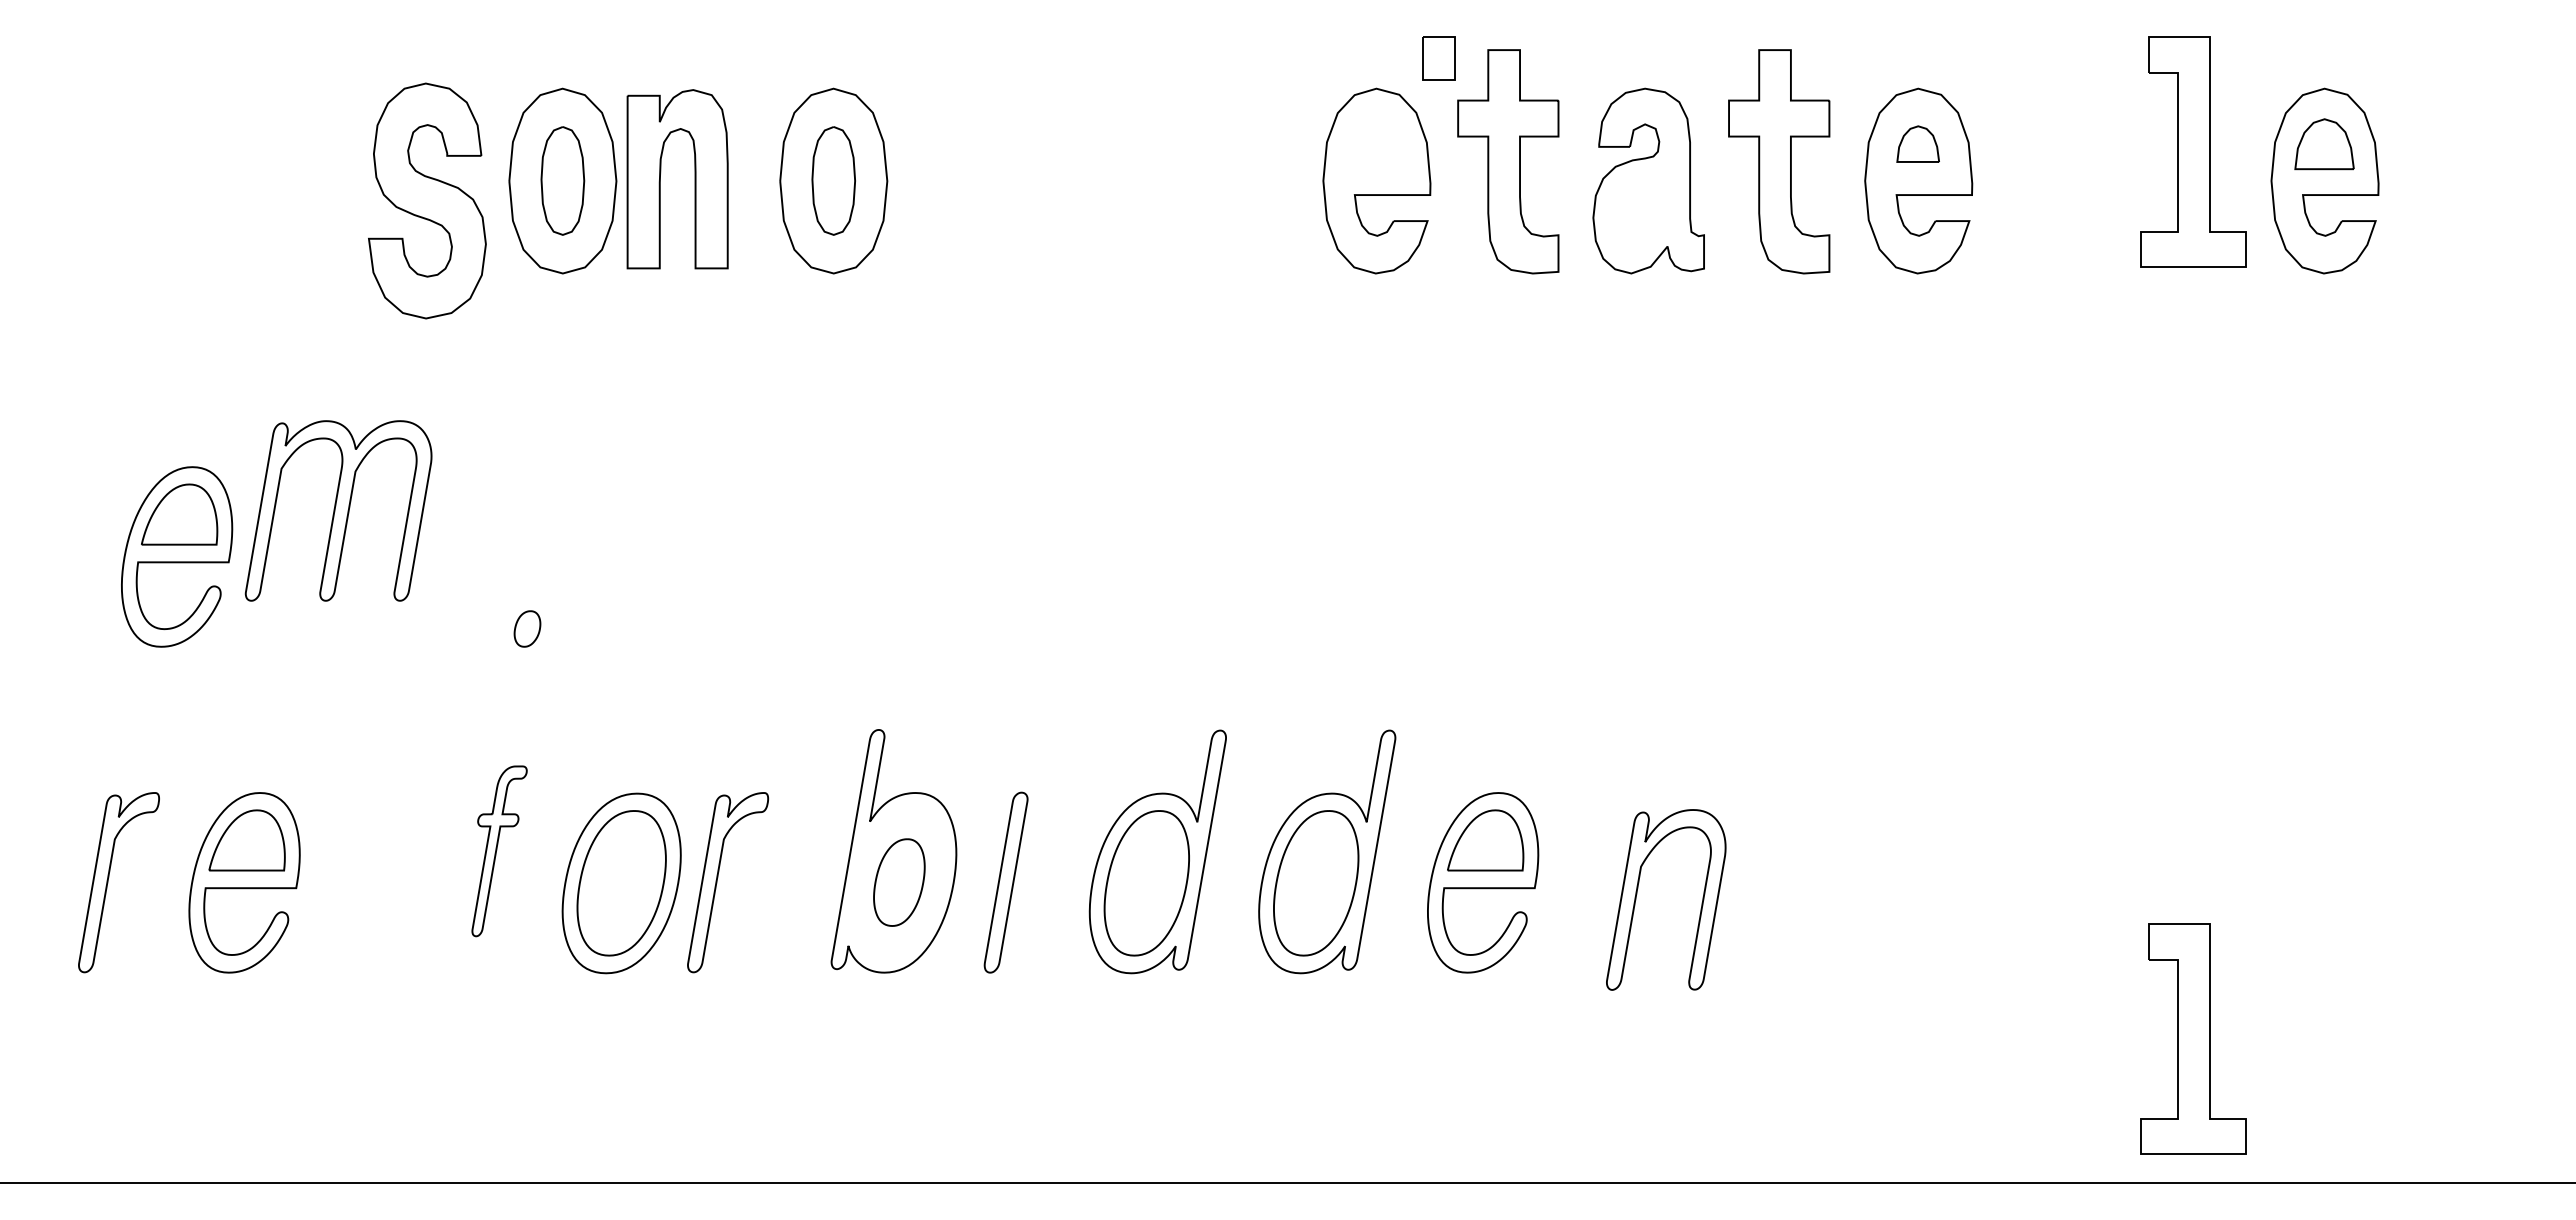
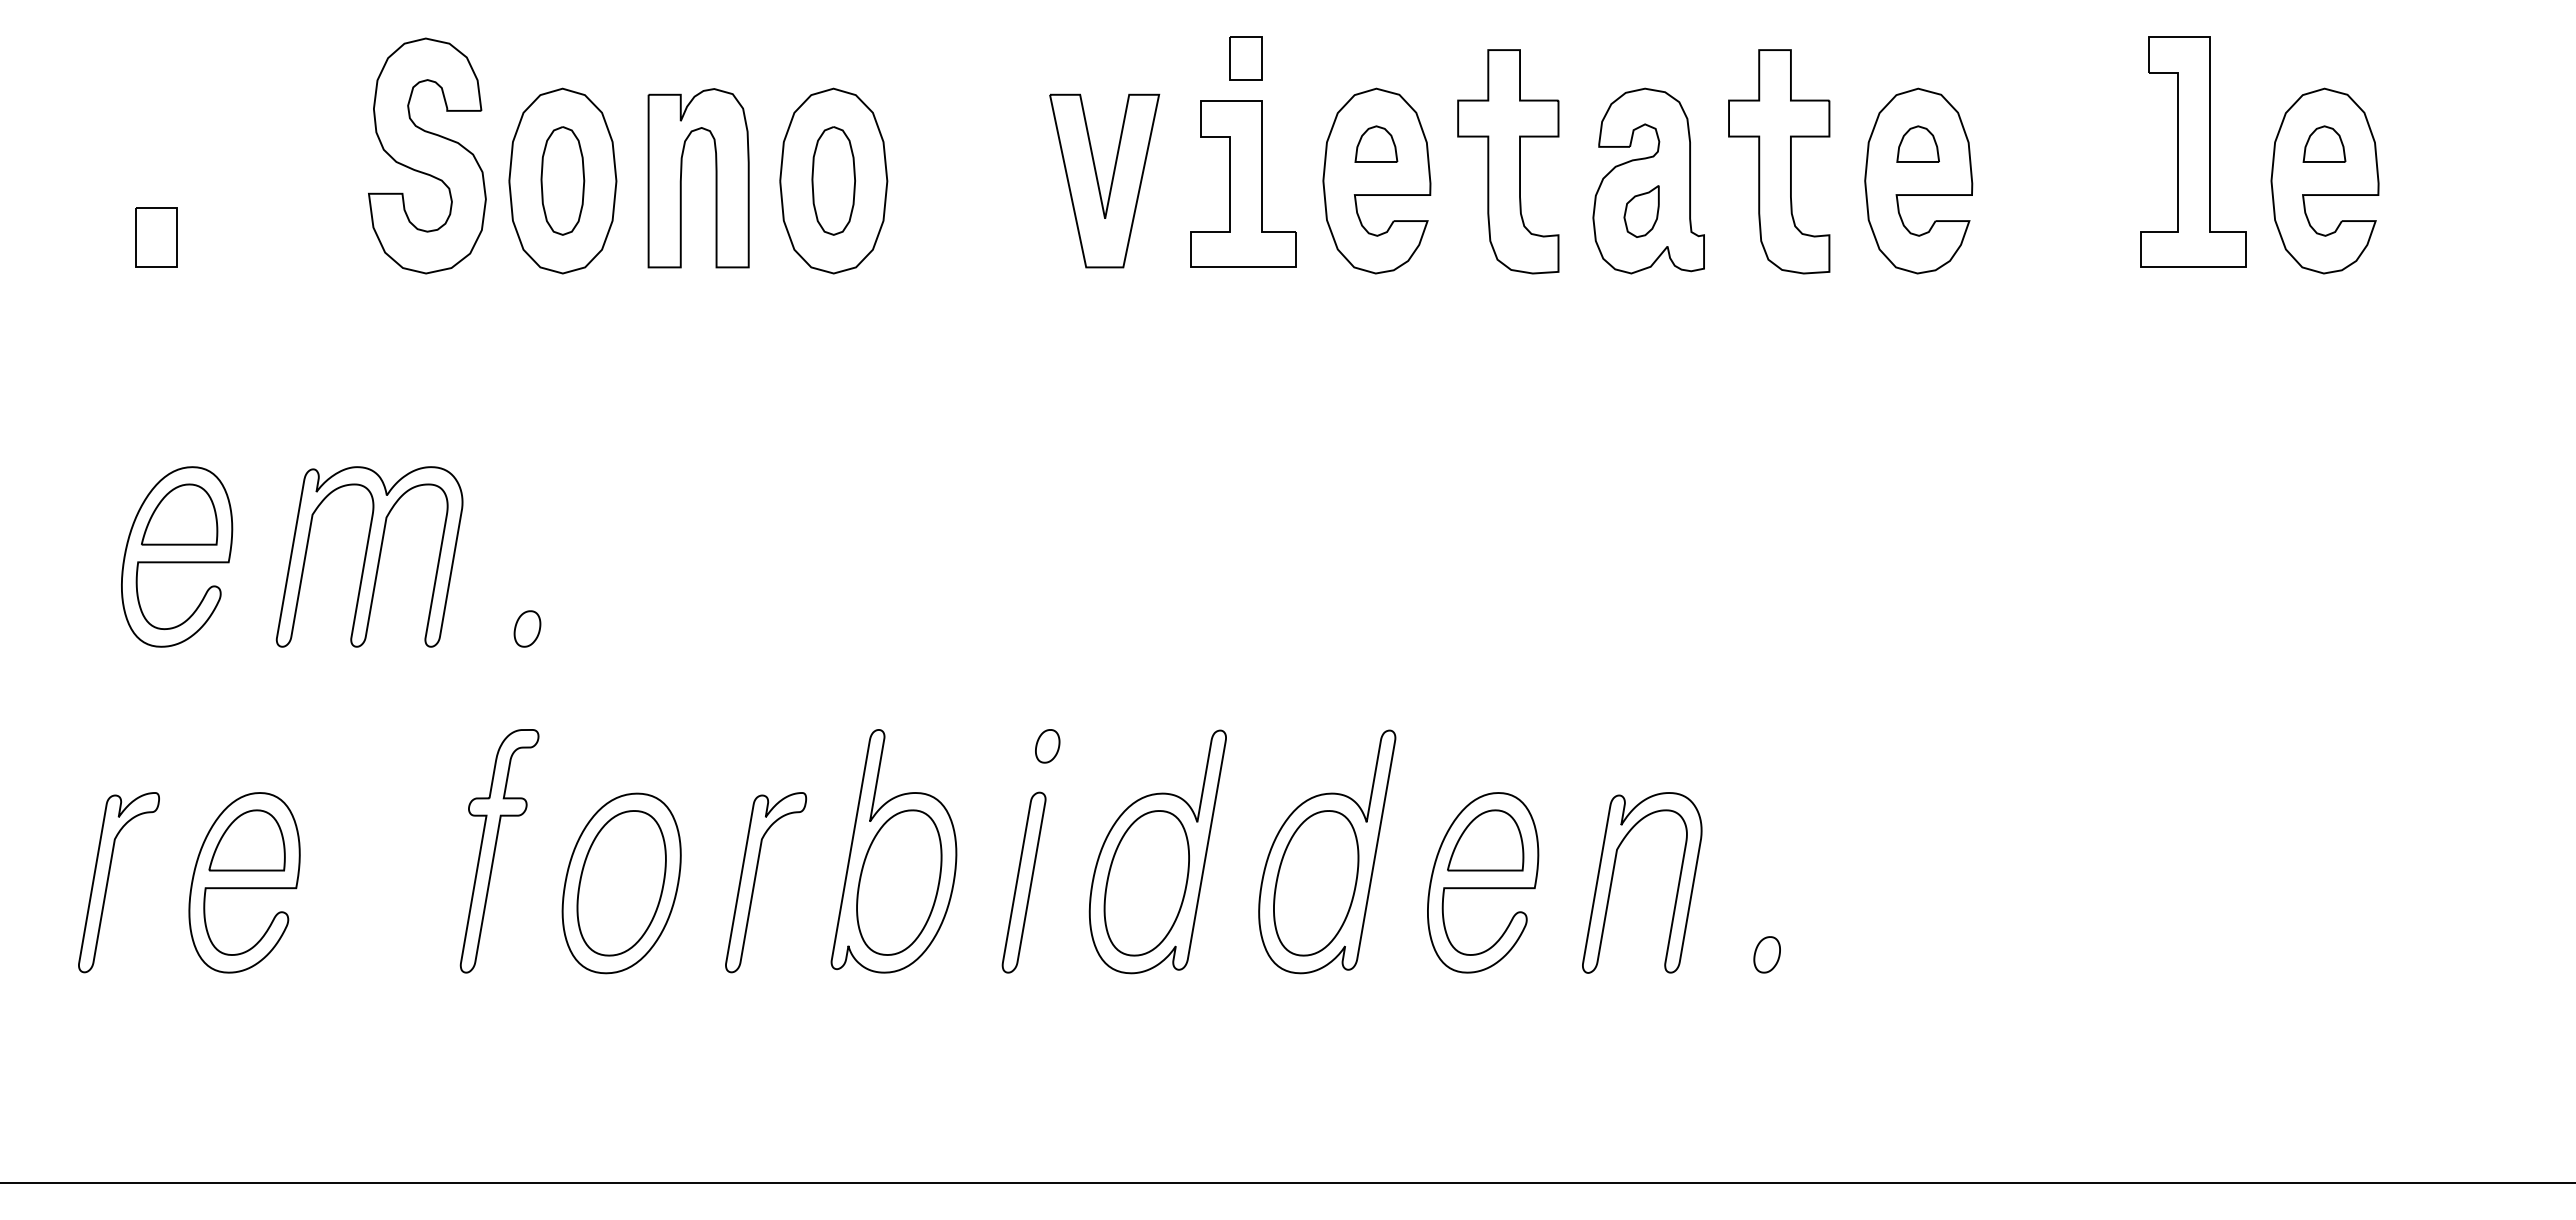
part position: (1438, 58) -> (1245, 58) (1245, 58)
part: none -> present (1376, 143)
part size: 61x53 px -> 45x38 px (2324, 143)
part position: (660, 179) -> (681, 178) (681, 178)
part: none -> present (1104, 180)
part: none -> present (1243, 183)
part position: (427, 200) -> (427, 155) (427, 155)
part: none -> present (1641, 211)
part: none -> present (156, 237)
part position: (338, 510) -> (369, 556) (369, 556)
part: none -> present (1047, 746)
part size: 57x173 px -> 81x245 px (499, 851)
part position: (717, 882) -> (755, 882) (755, 882)
part size: 53x89 px -> 87x147 px (899, 882)
part position: (1005, 882) -> (1023, 882) (1023, 882)
part position: (1637, 894) -> (1613, 877) (1613, 877)
part: none -> present (1766, 954)
part: present -> none (2193, 1038)
